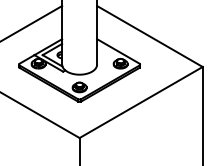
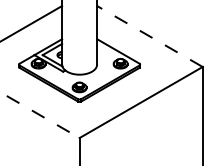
line: solid -> dashed (149, 36)
line: solid -> dashed (40, 115)
